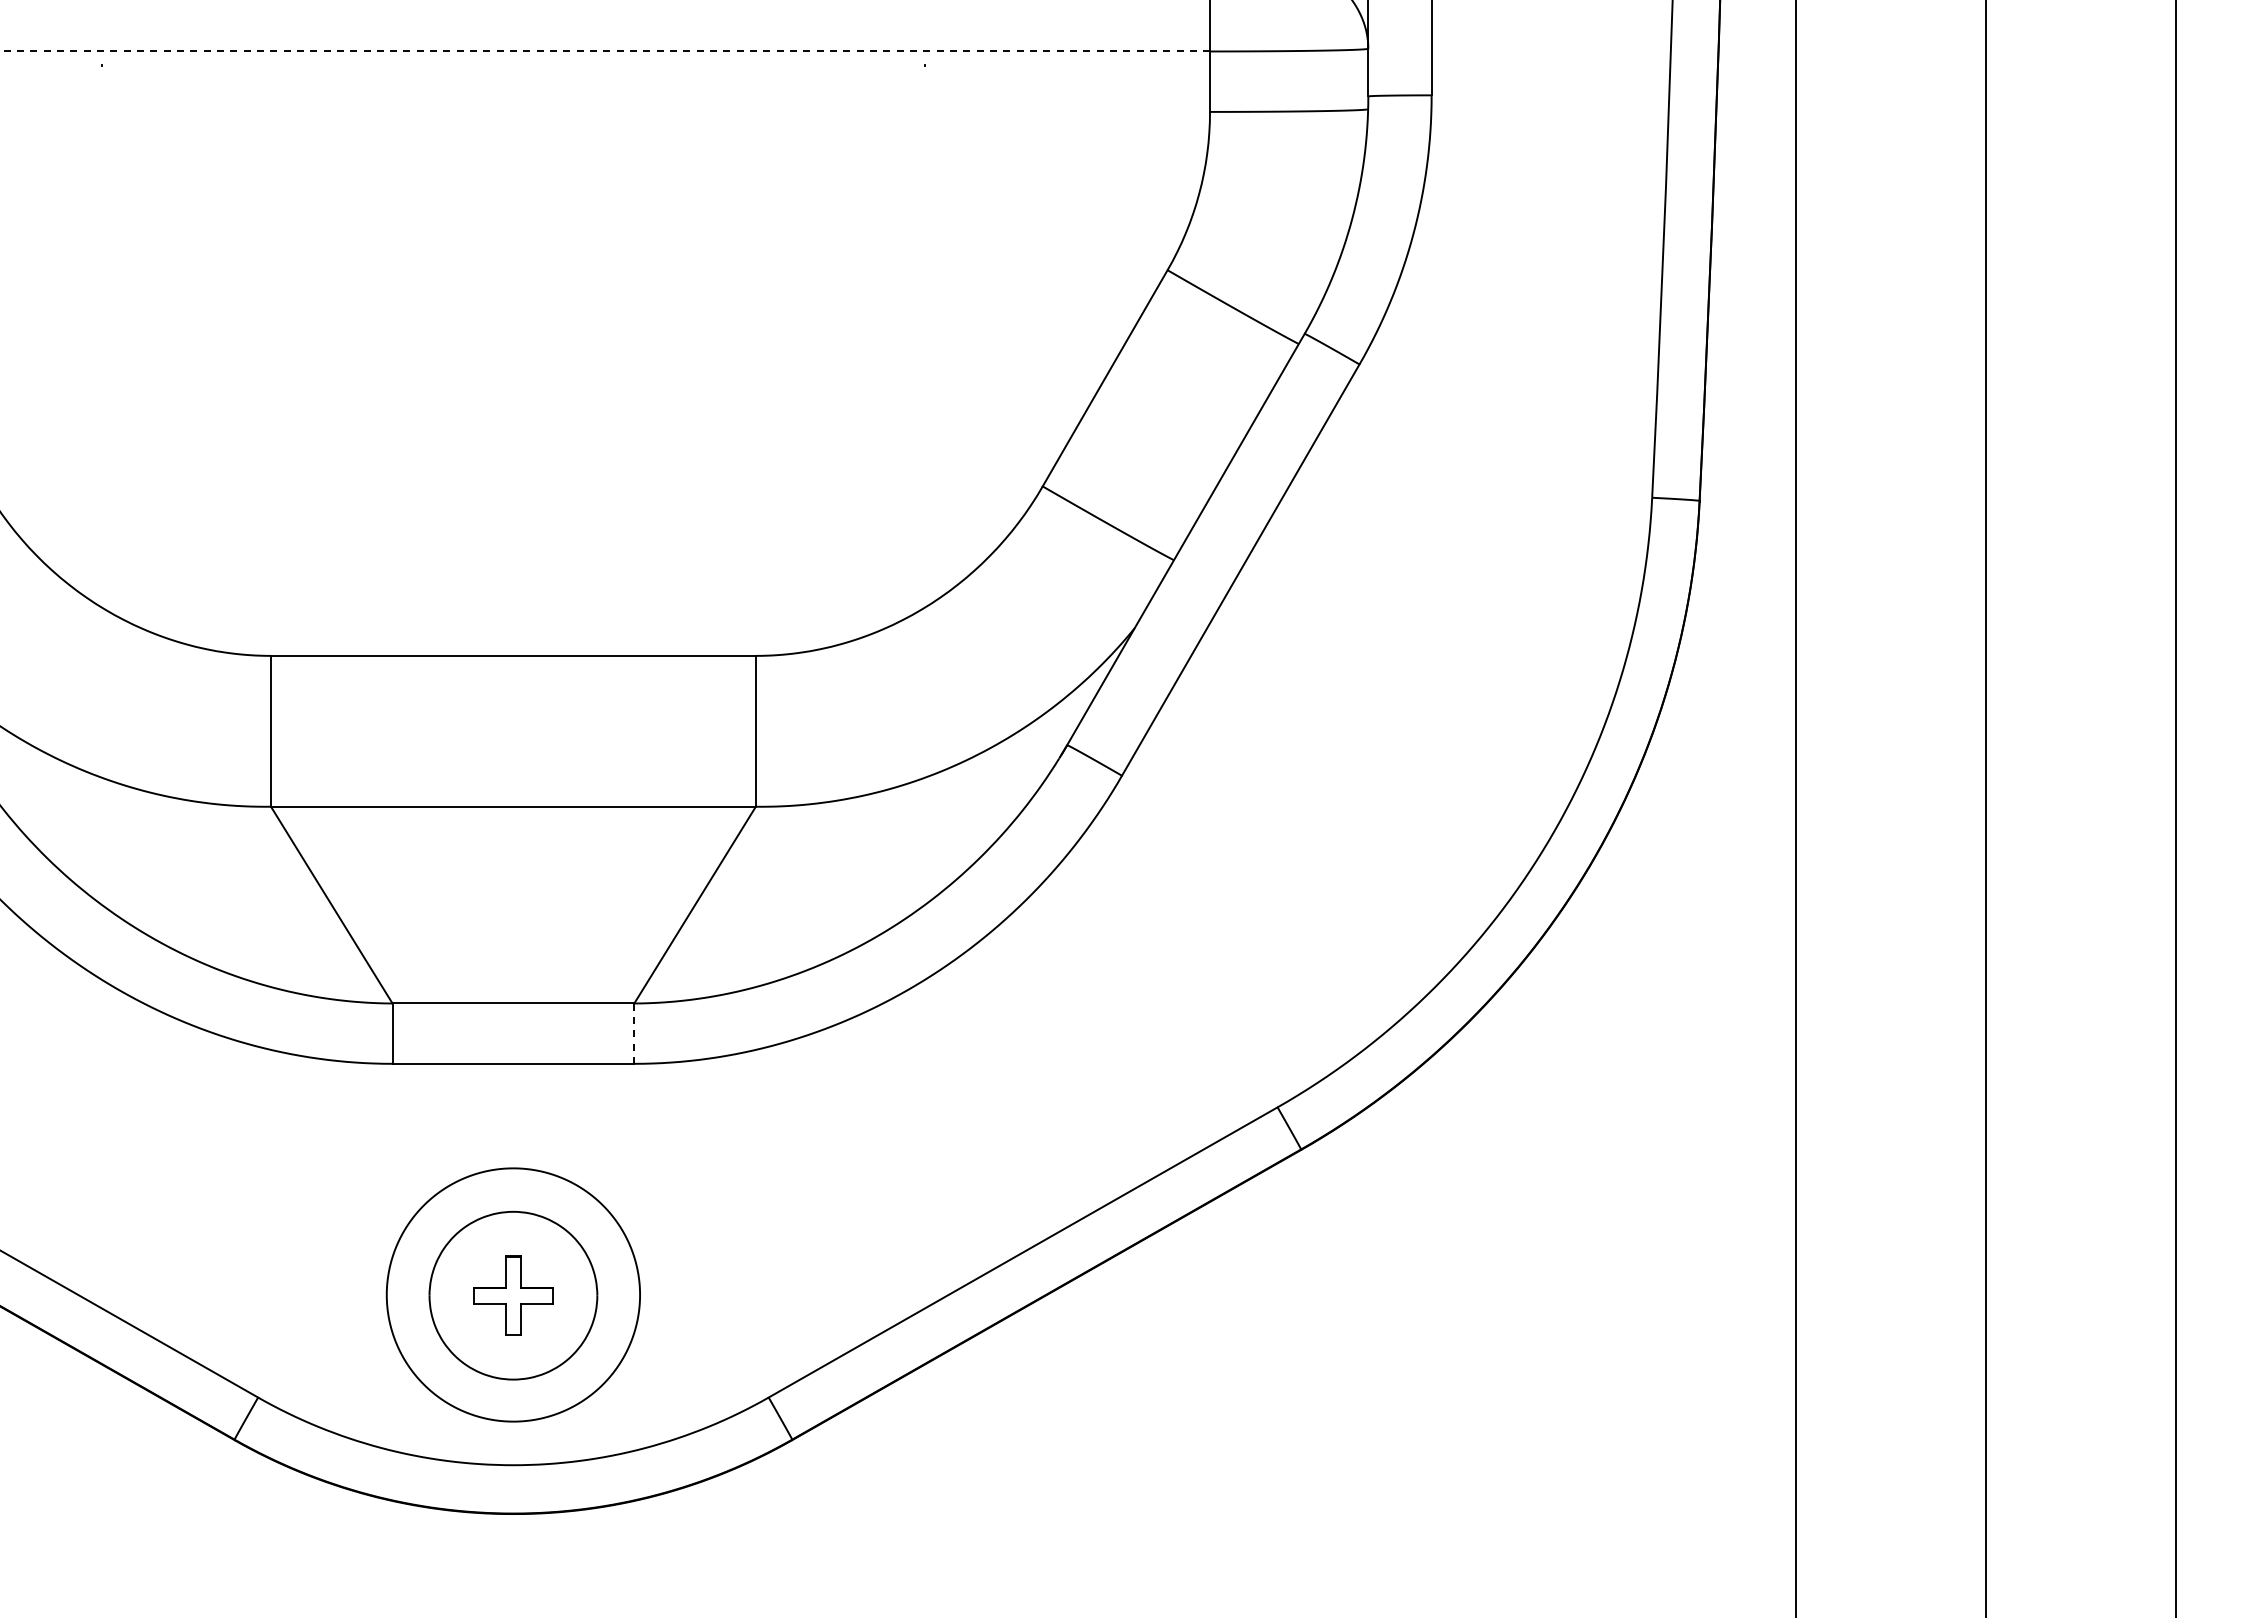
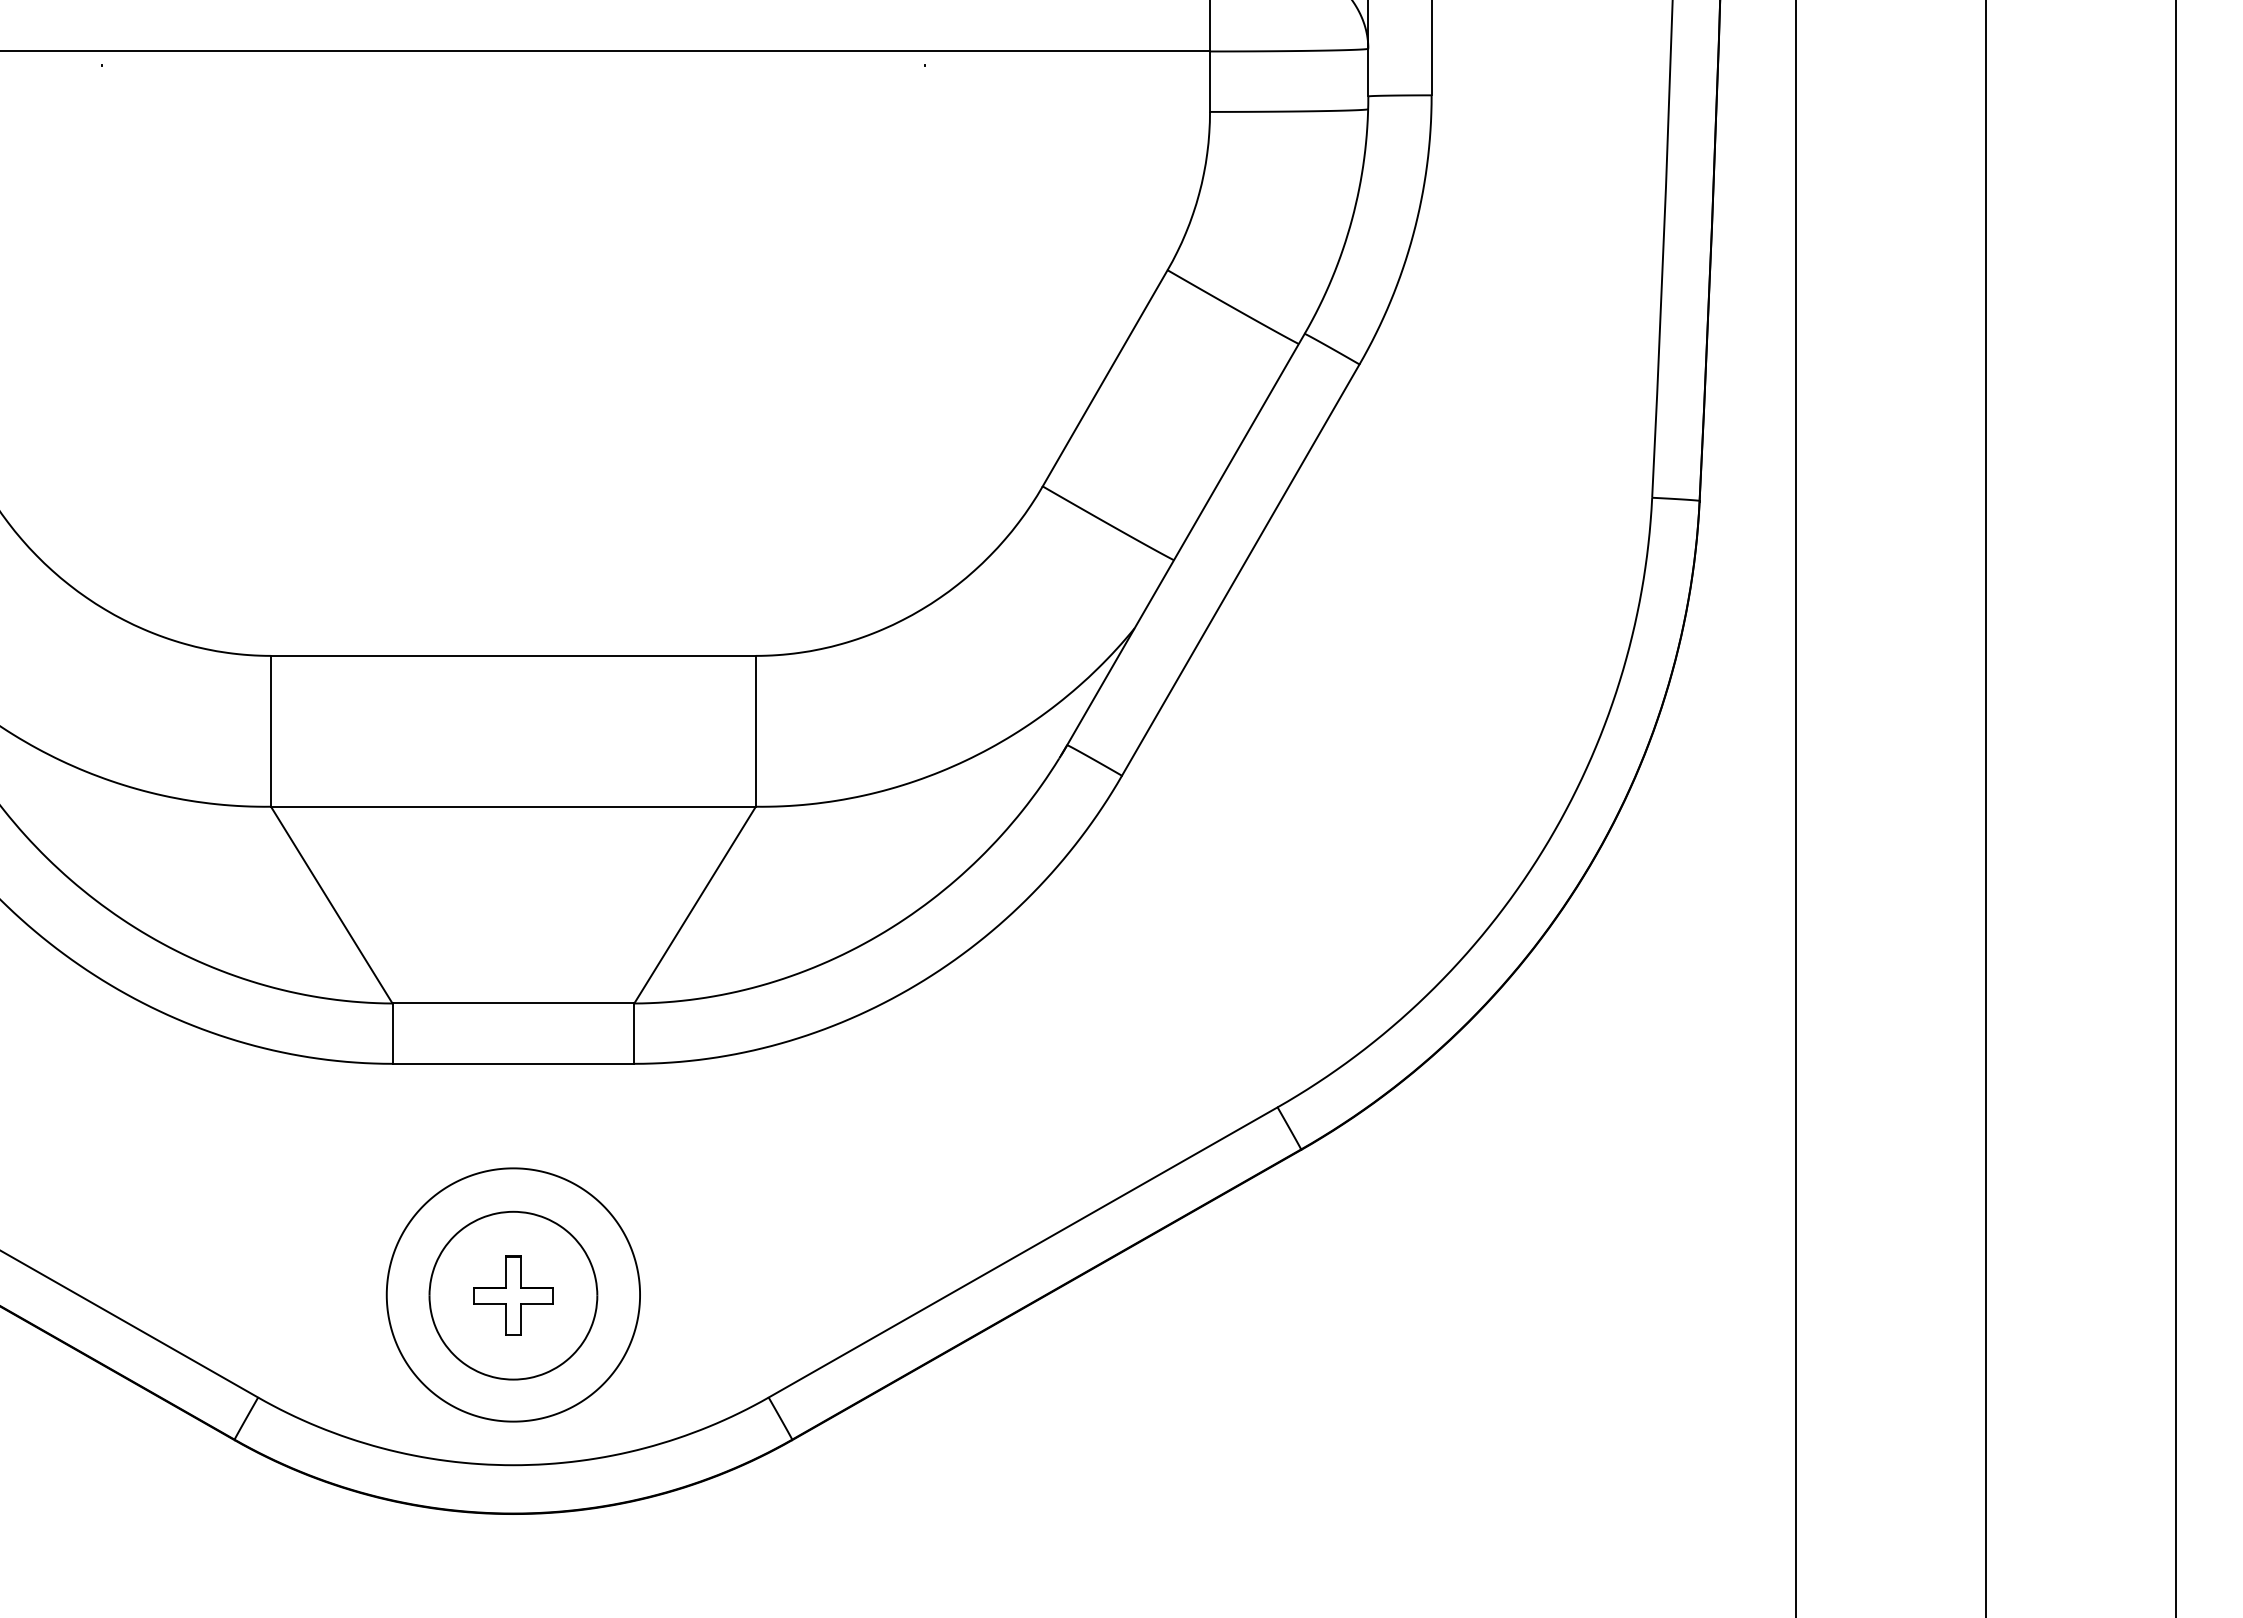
line: dashed -> solid (605, 51)
line: dashed -> solid (634, 1033)
